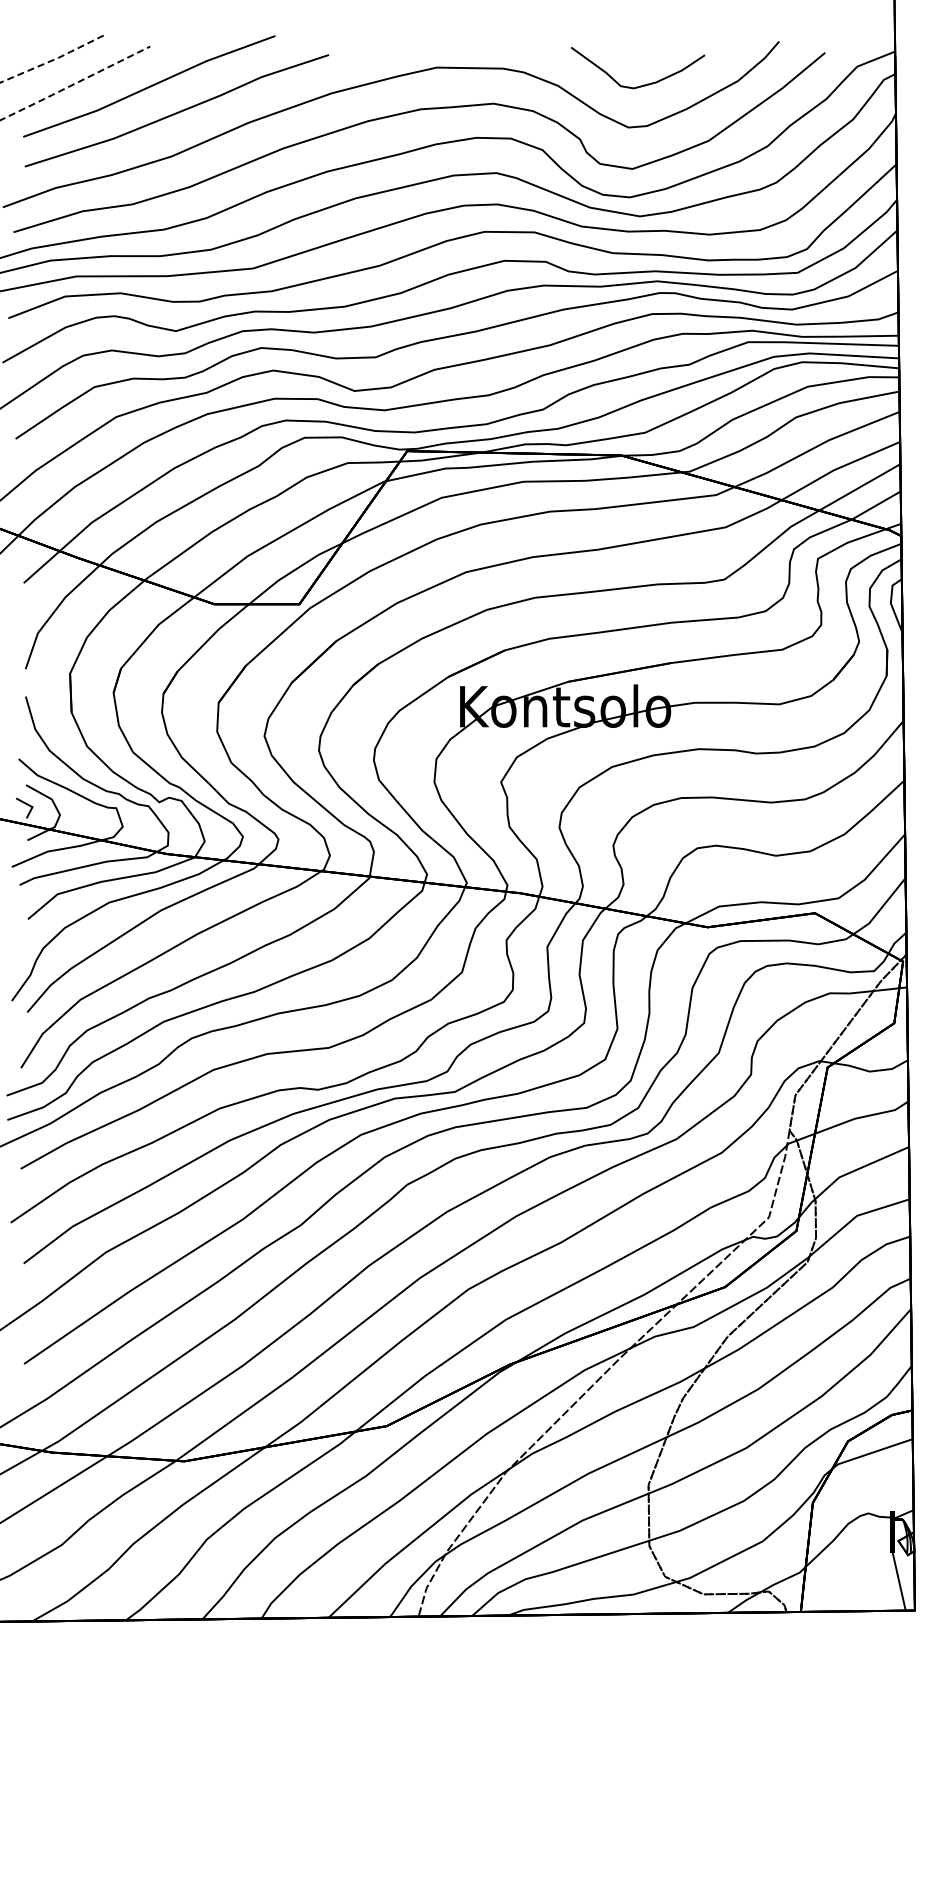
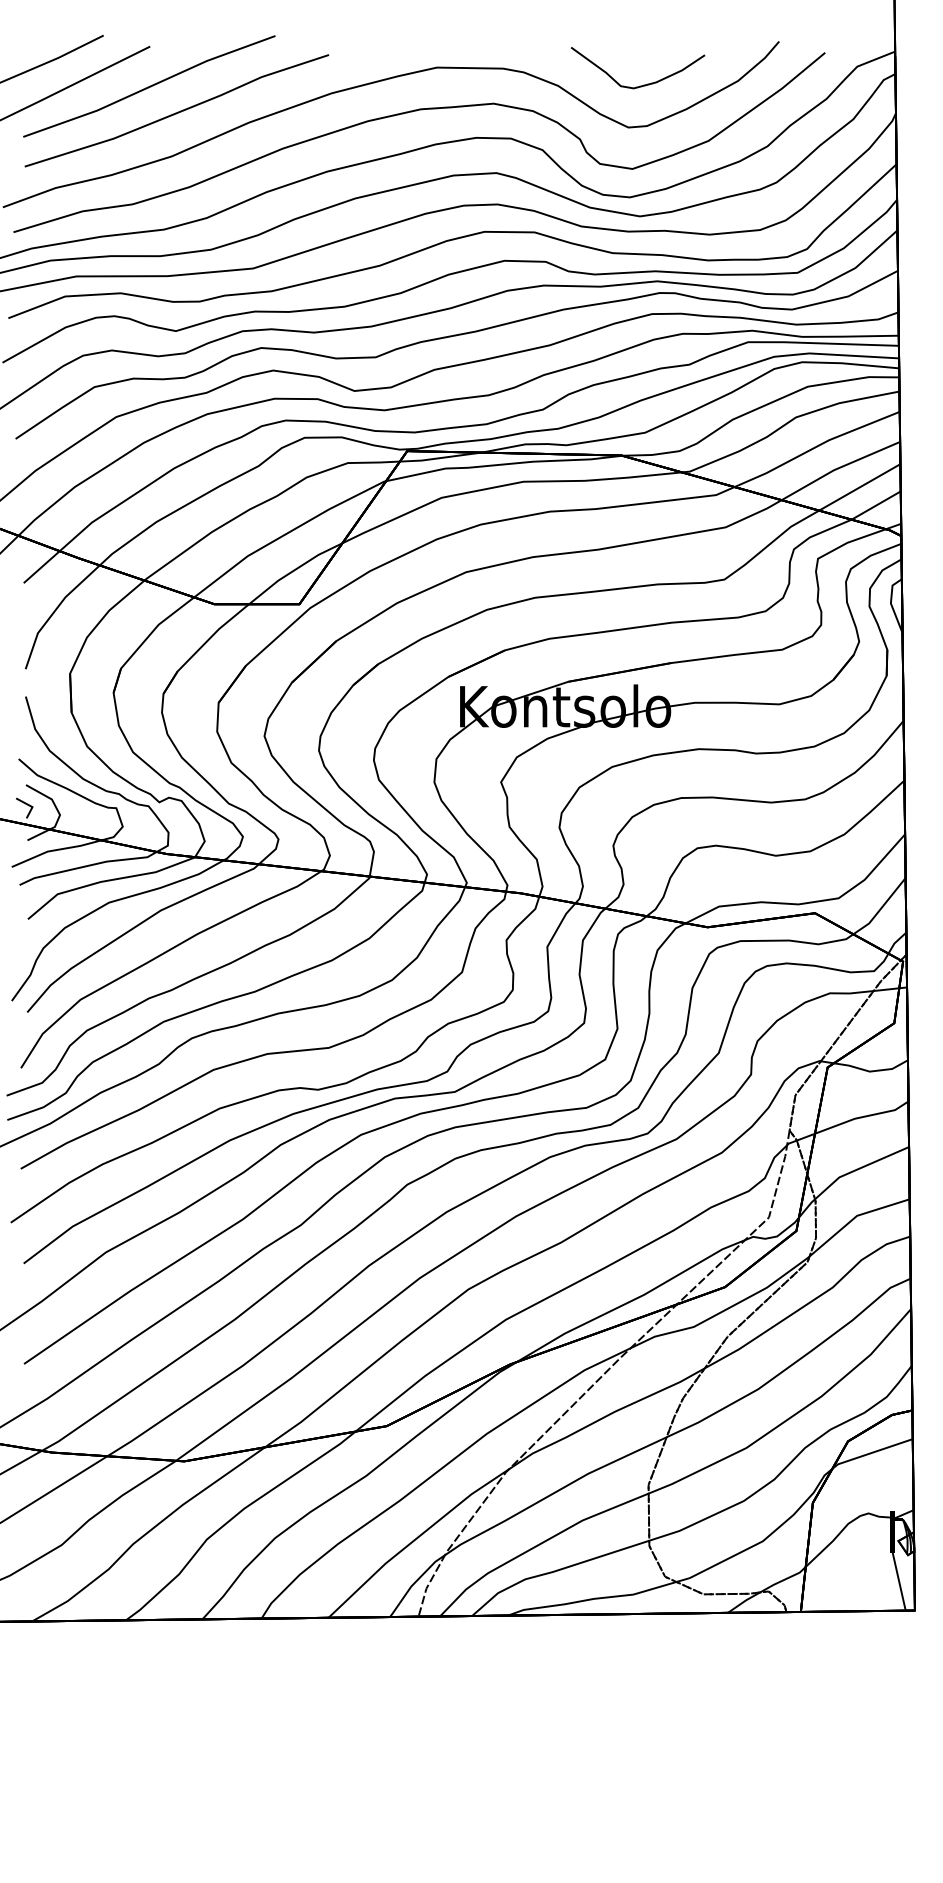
line: dashed -> solid (53, 60)
line: dashed -> solid (75, 83)
